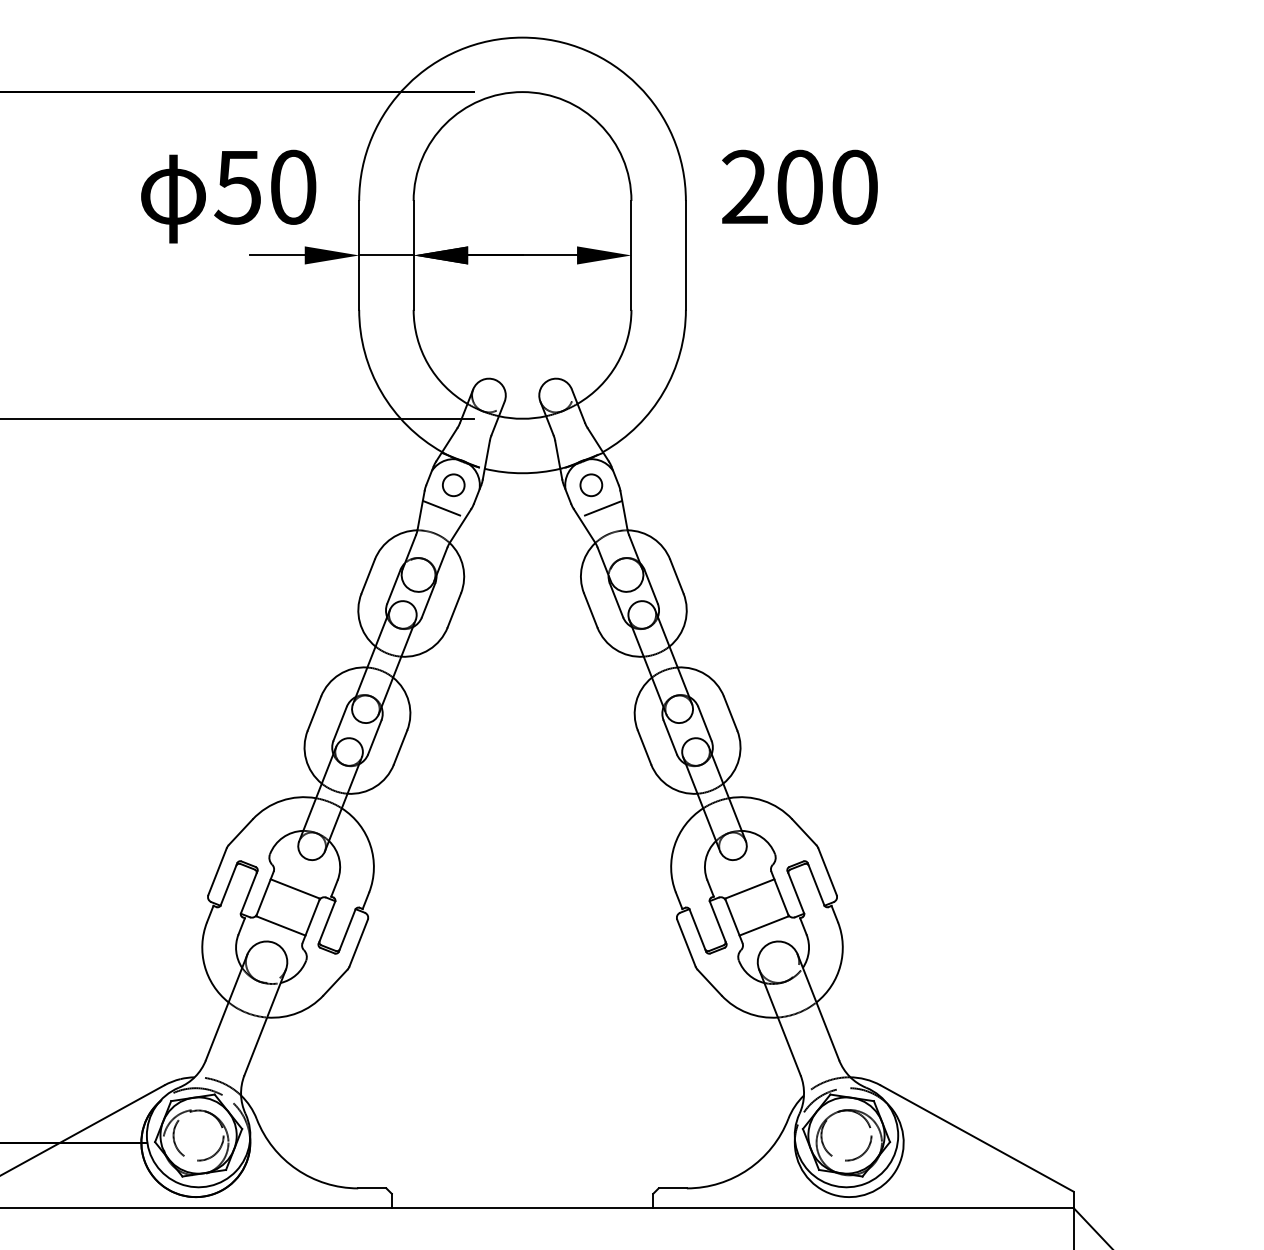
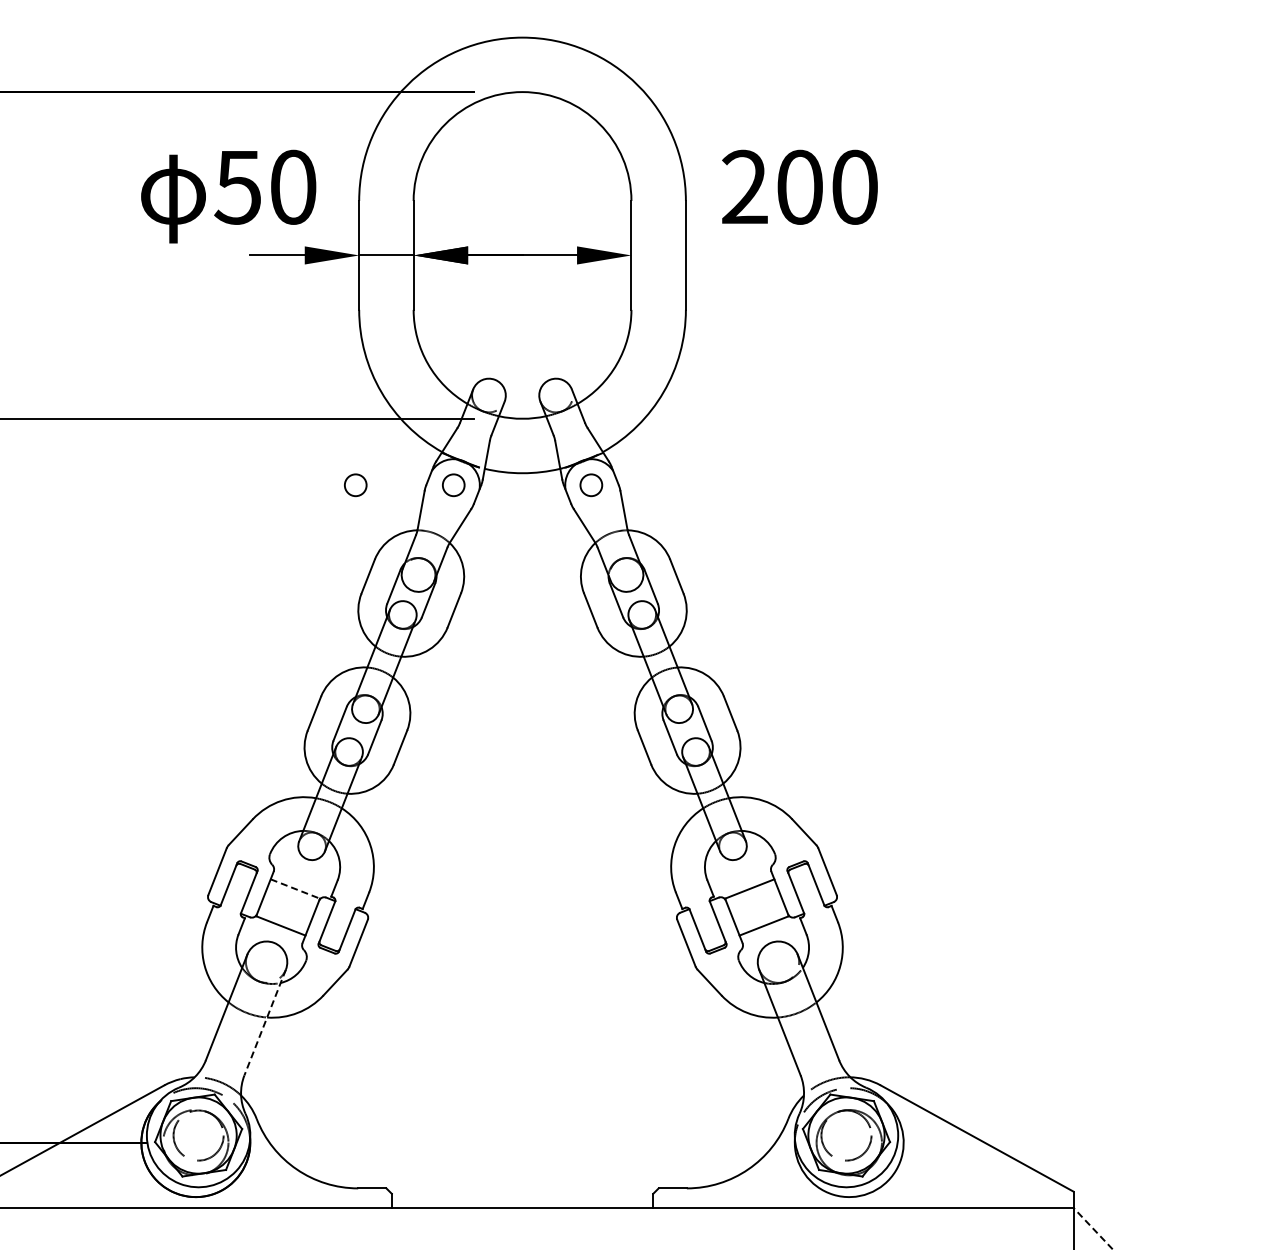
circle: none -> present (355, 485)
line: present -> none (443, 508)
line: present -> none (600, 508)
line: solid -> dashed (295, 889)
line: solid -> dashed (265, 1022)
line: solid -> dashed (1092, 1228)
